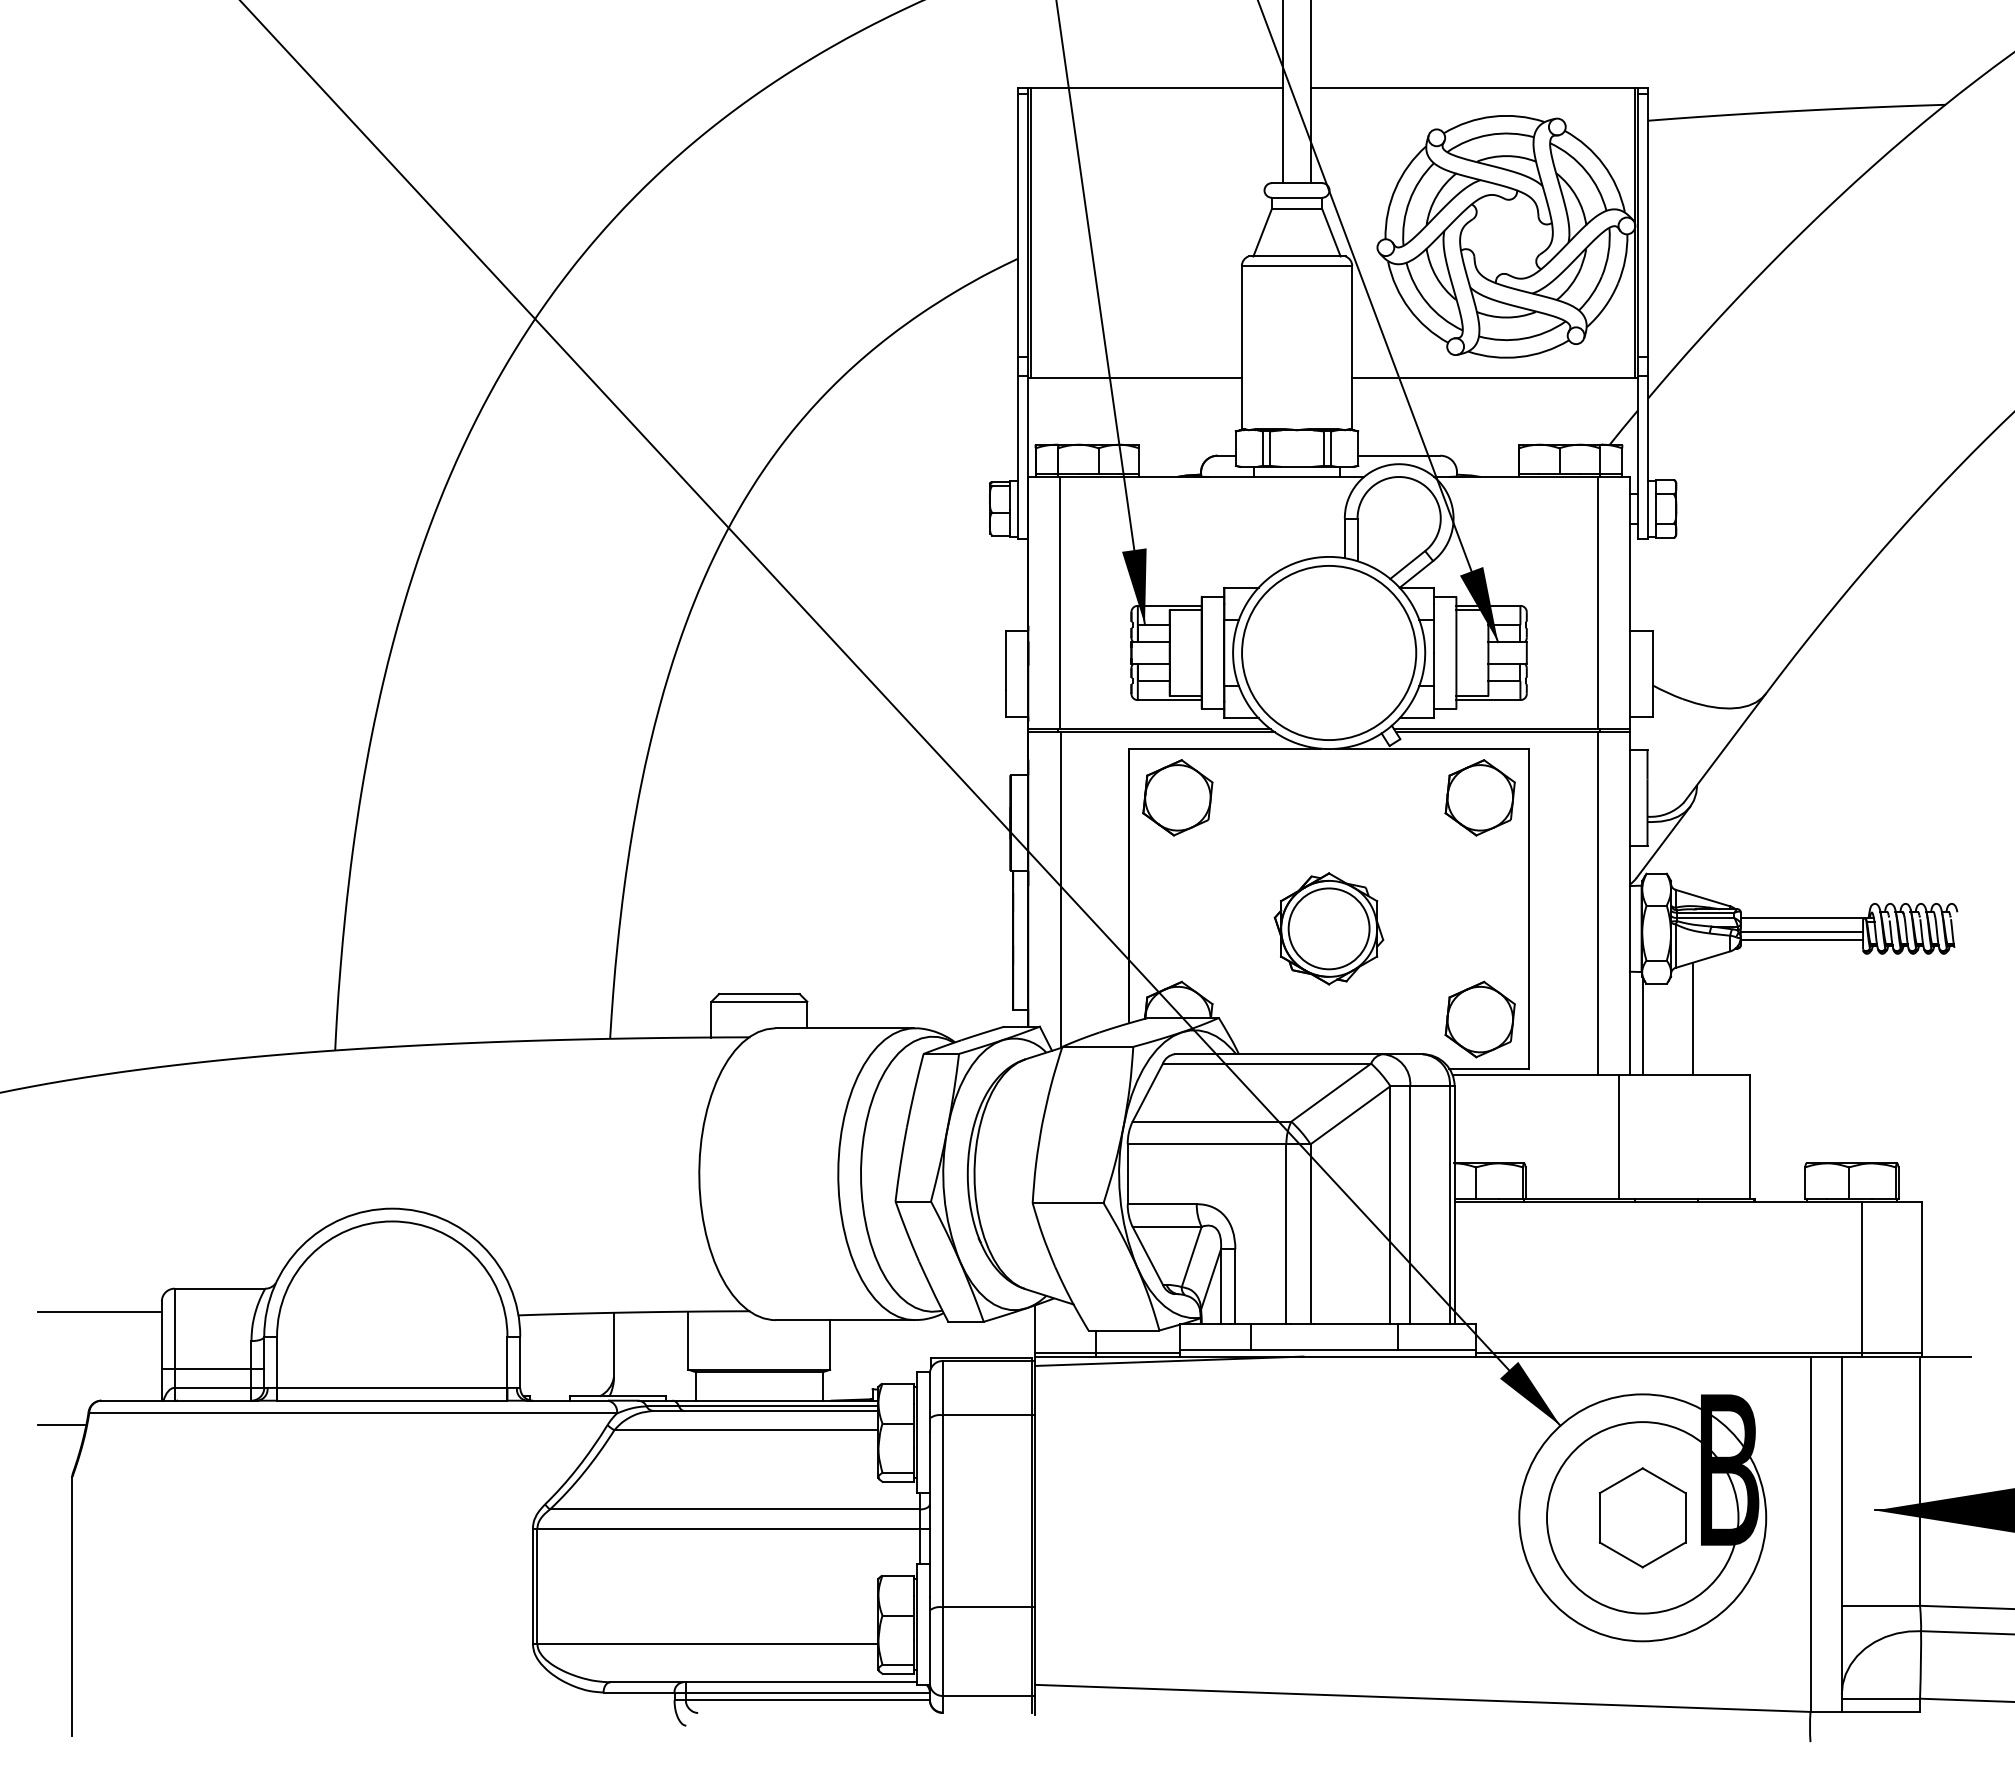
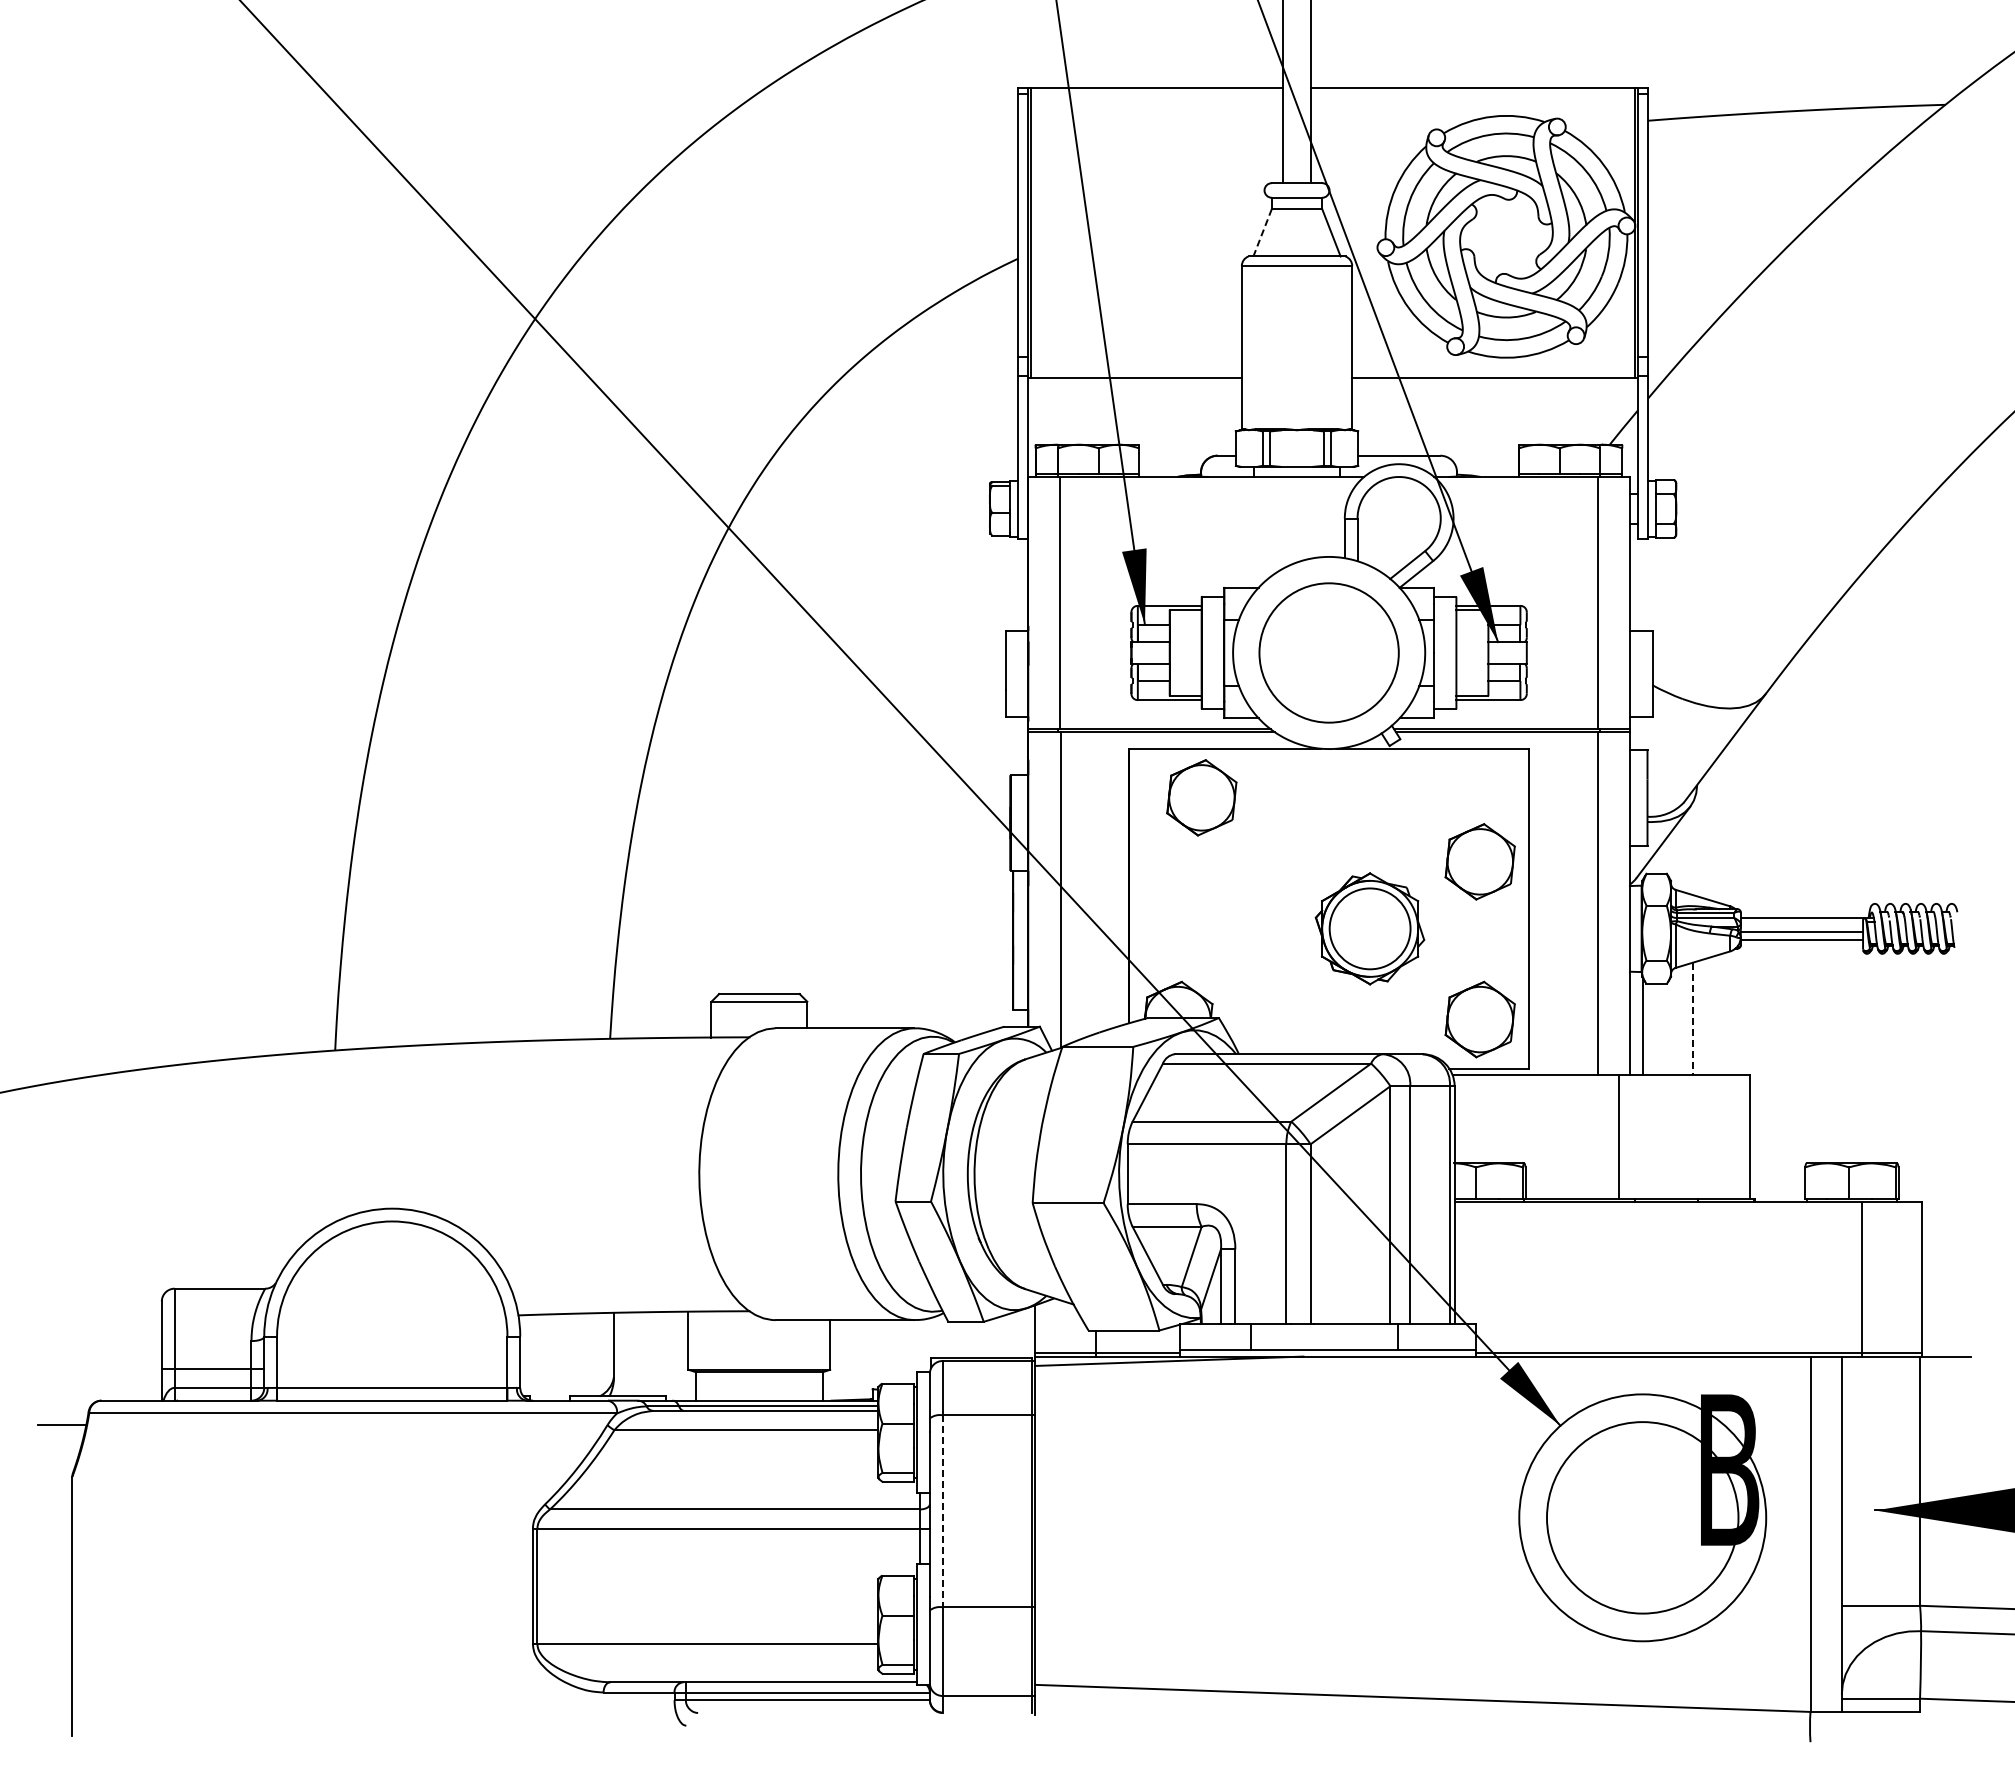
line: solid -> dashed (1262, 233)
circle diameter: 174 px -> 139 px (1328, 652)
part position: (1177, 797) -> (1201, 797) (1201, 797)
part position: (1479, 797) -> (1479, 861) (1479, 861)
part position: (1328, 928) -> (1369, 928) (1369, 928)
line: solid -> dashed (1693, 1019)
line: present -> none (99, 1312)
line: solid -> dashed (942, 1511)
part: present -> none (1642, 1517)
